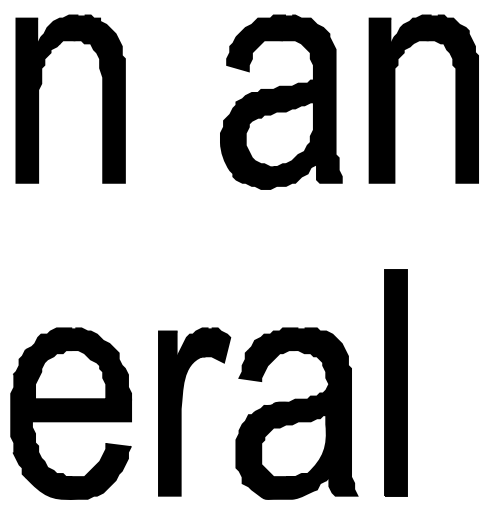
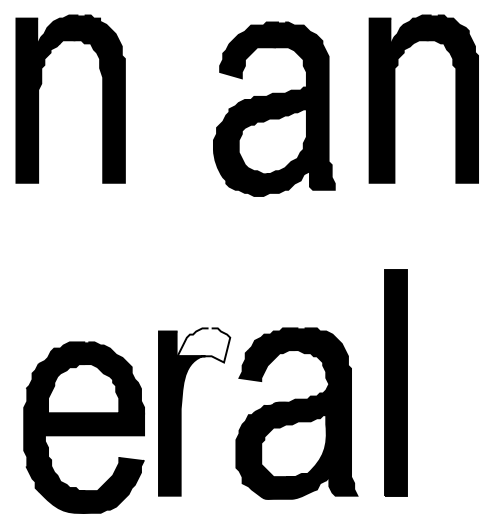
part position: (281, 101) -> (274, 108) (274, 108)
fill: present -> none (203, 345)
part position: (70, 413) -> (83, 427) (83, 427)
